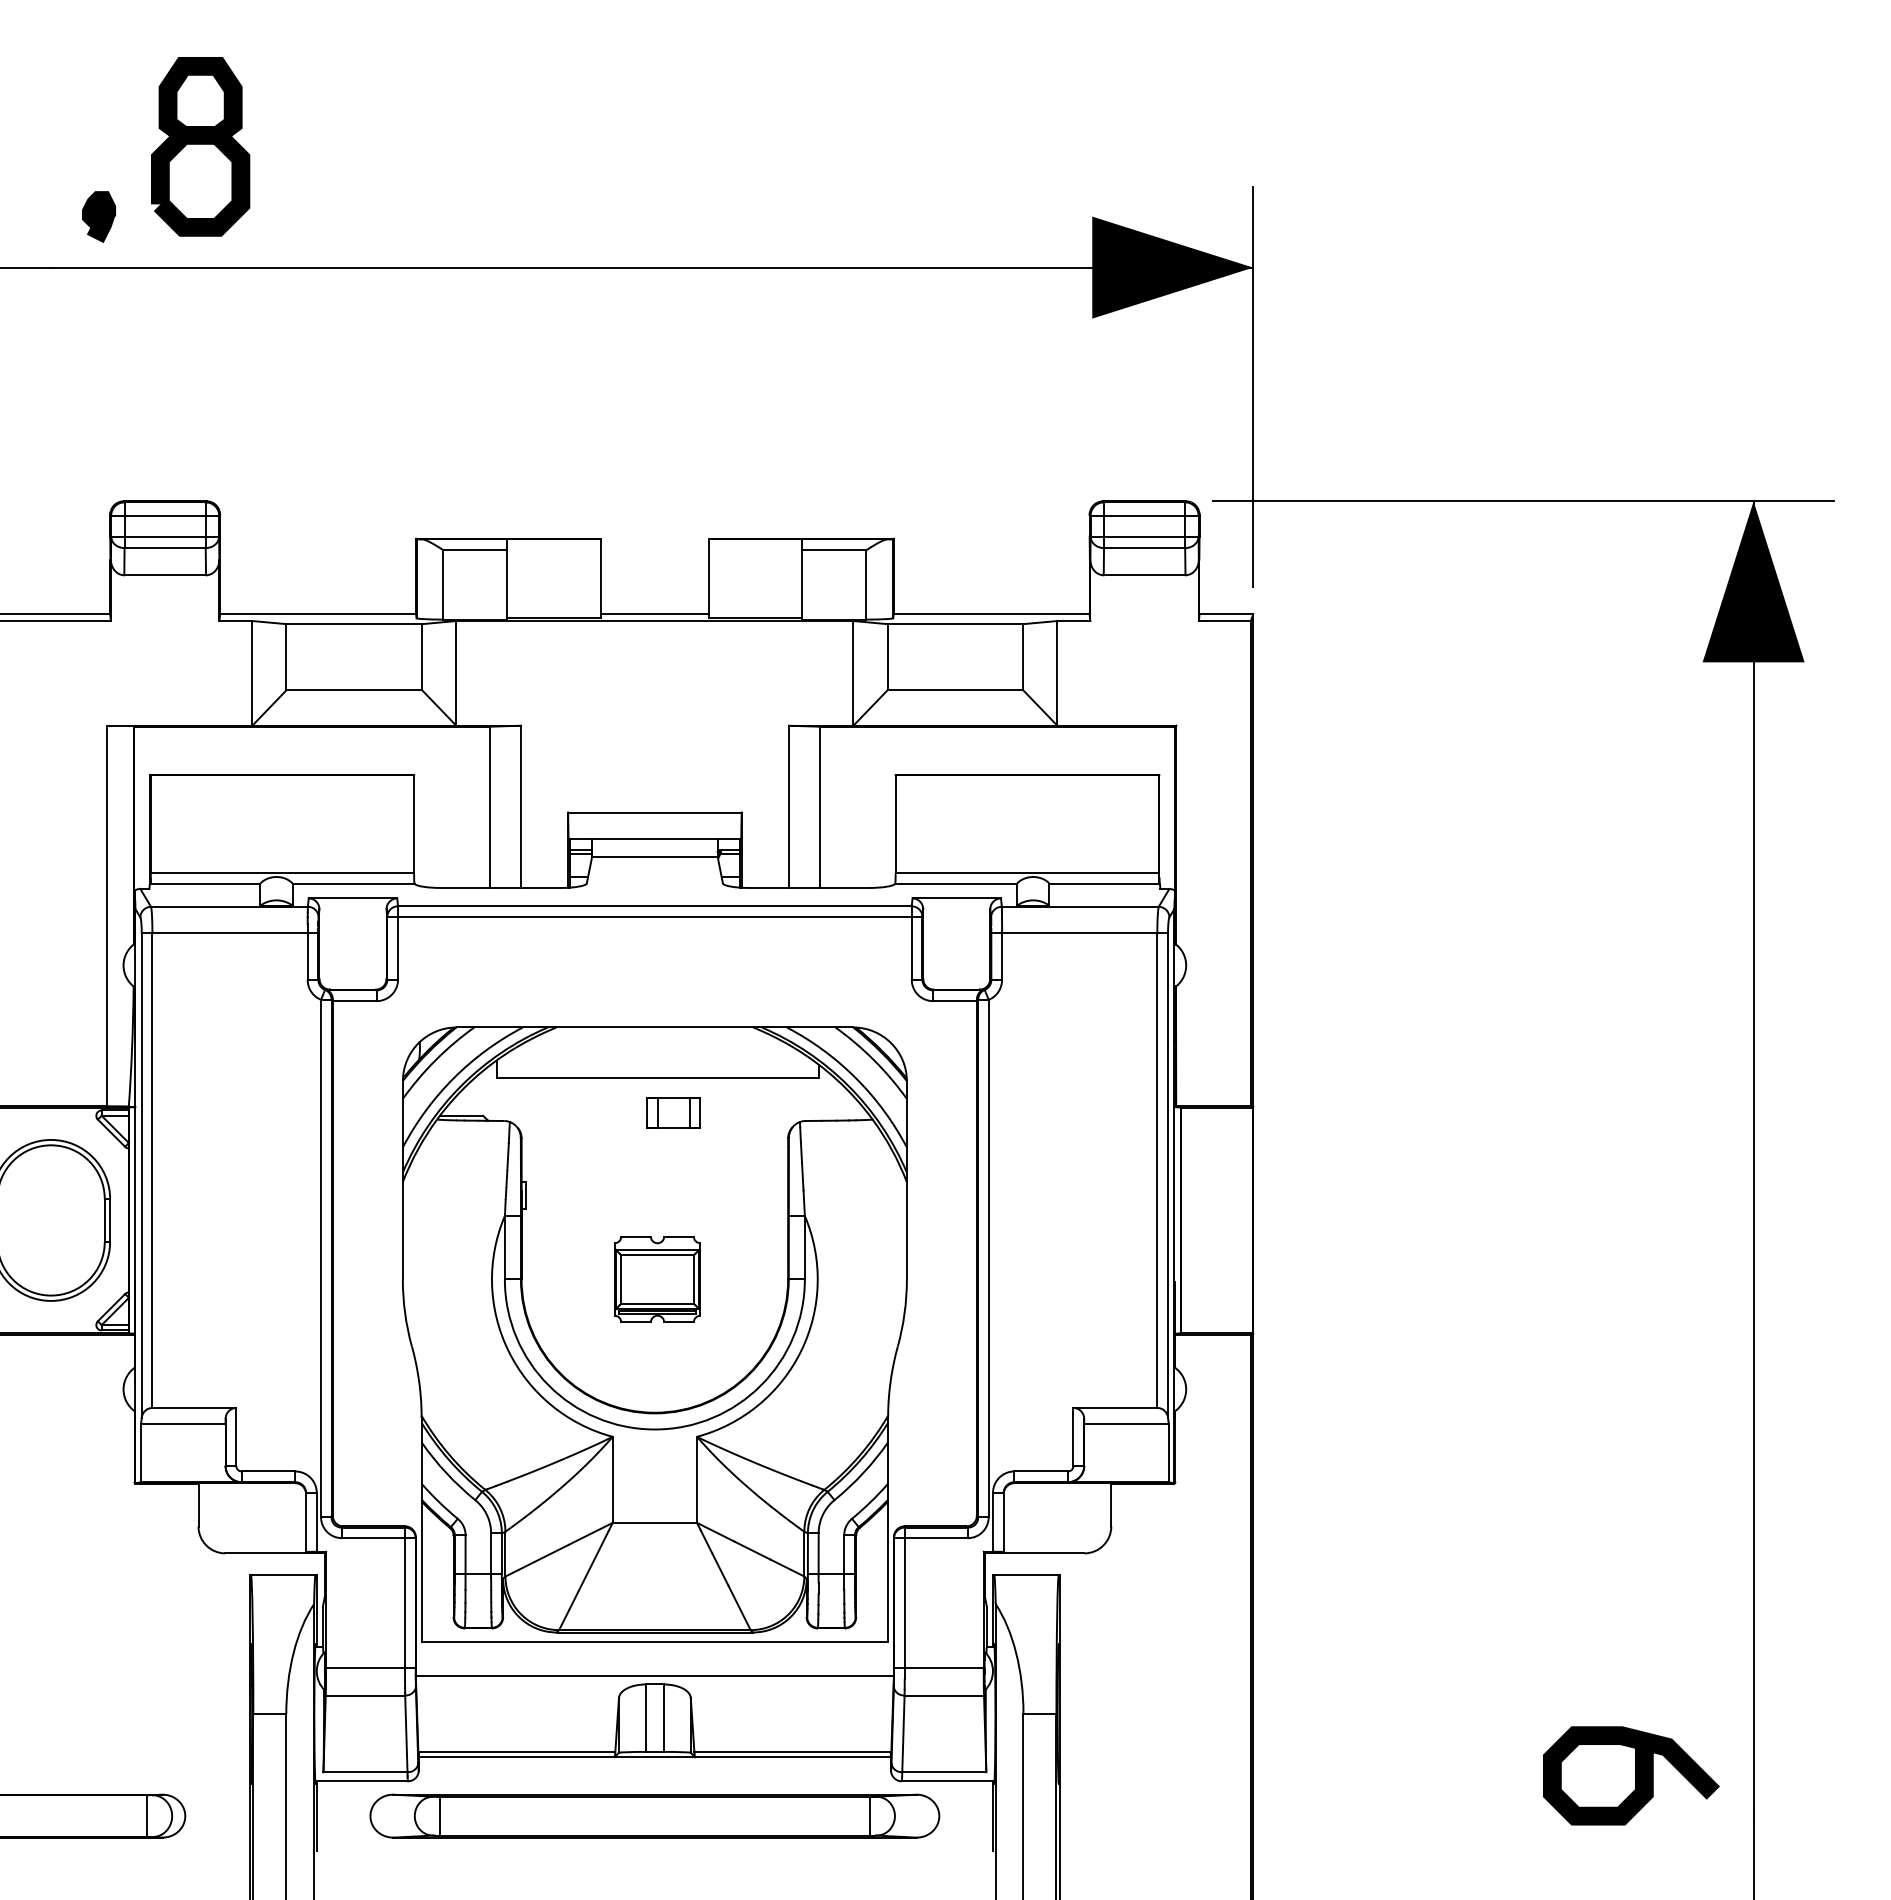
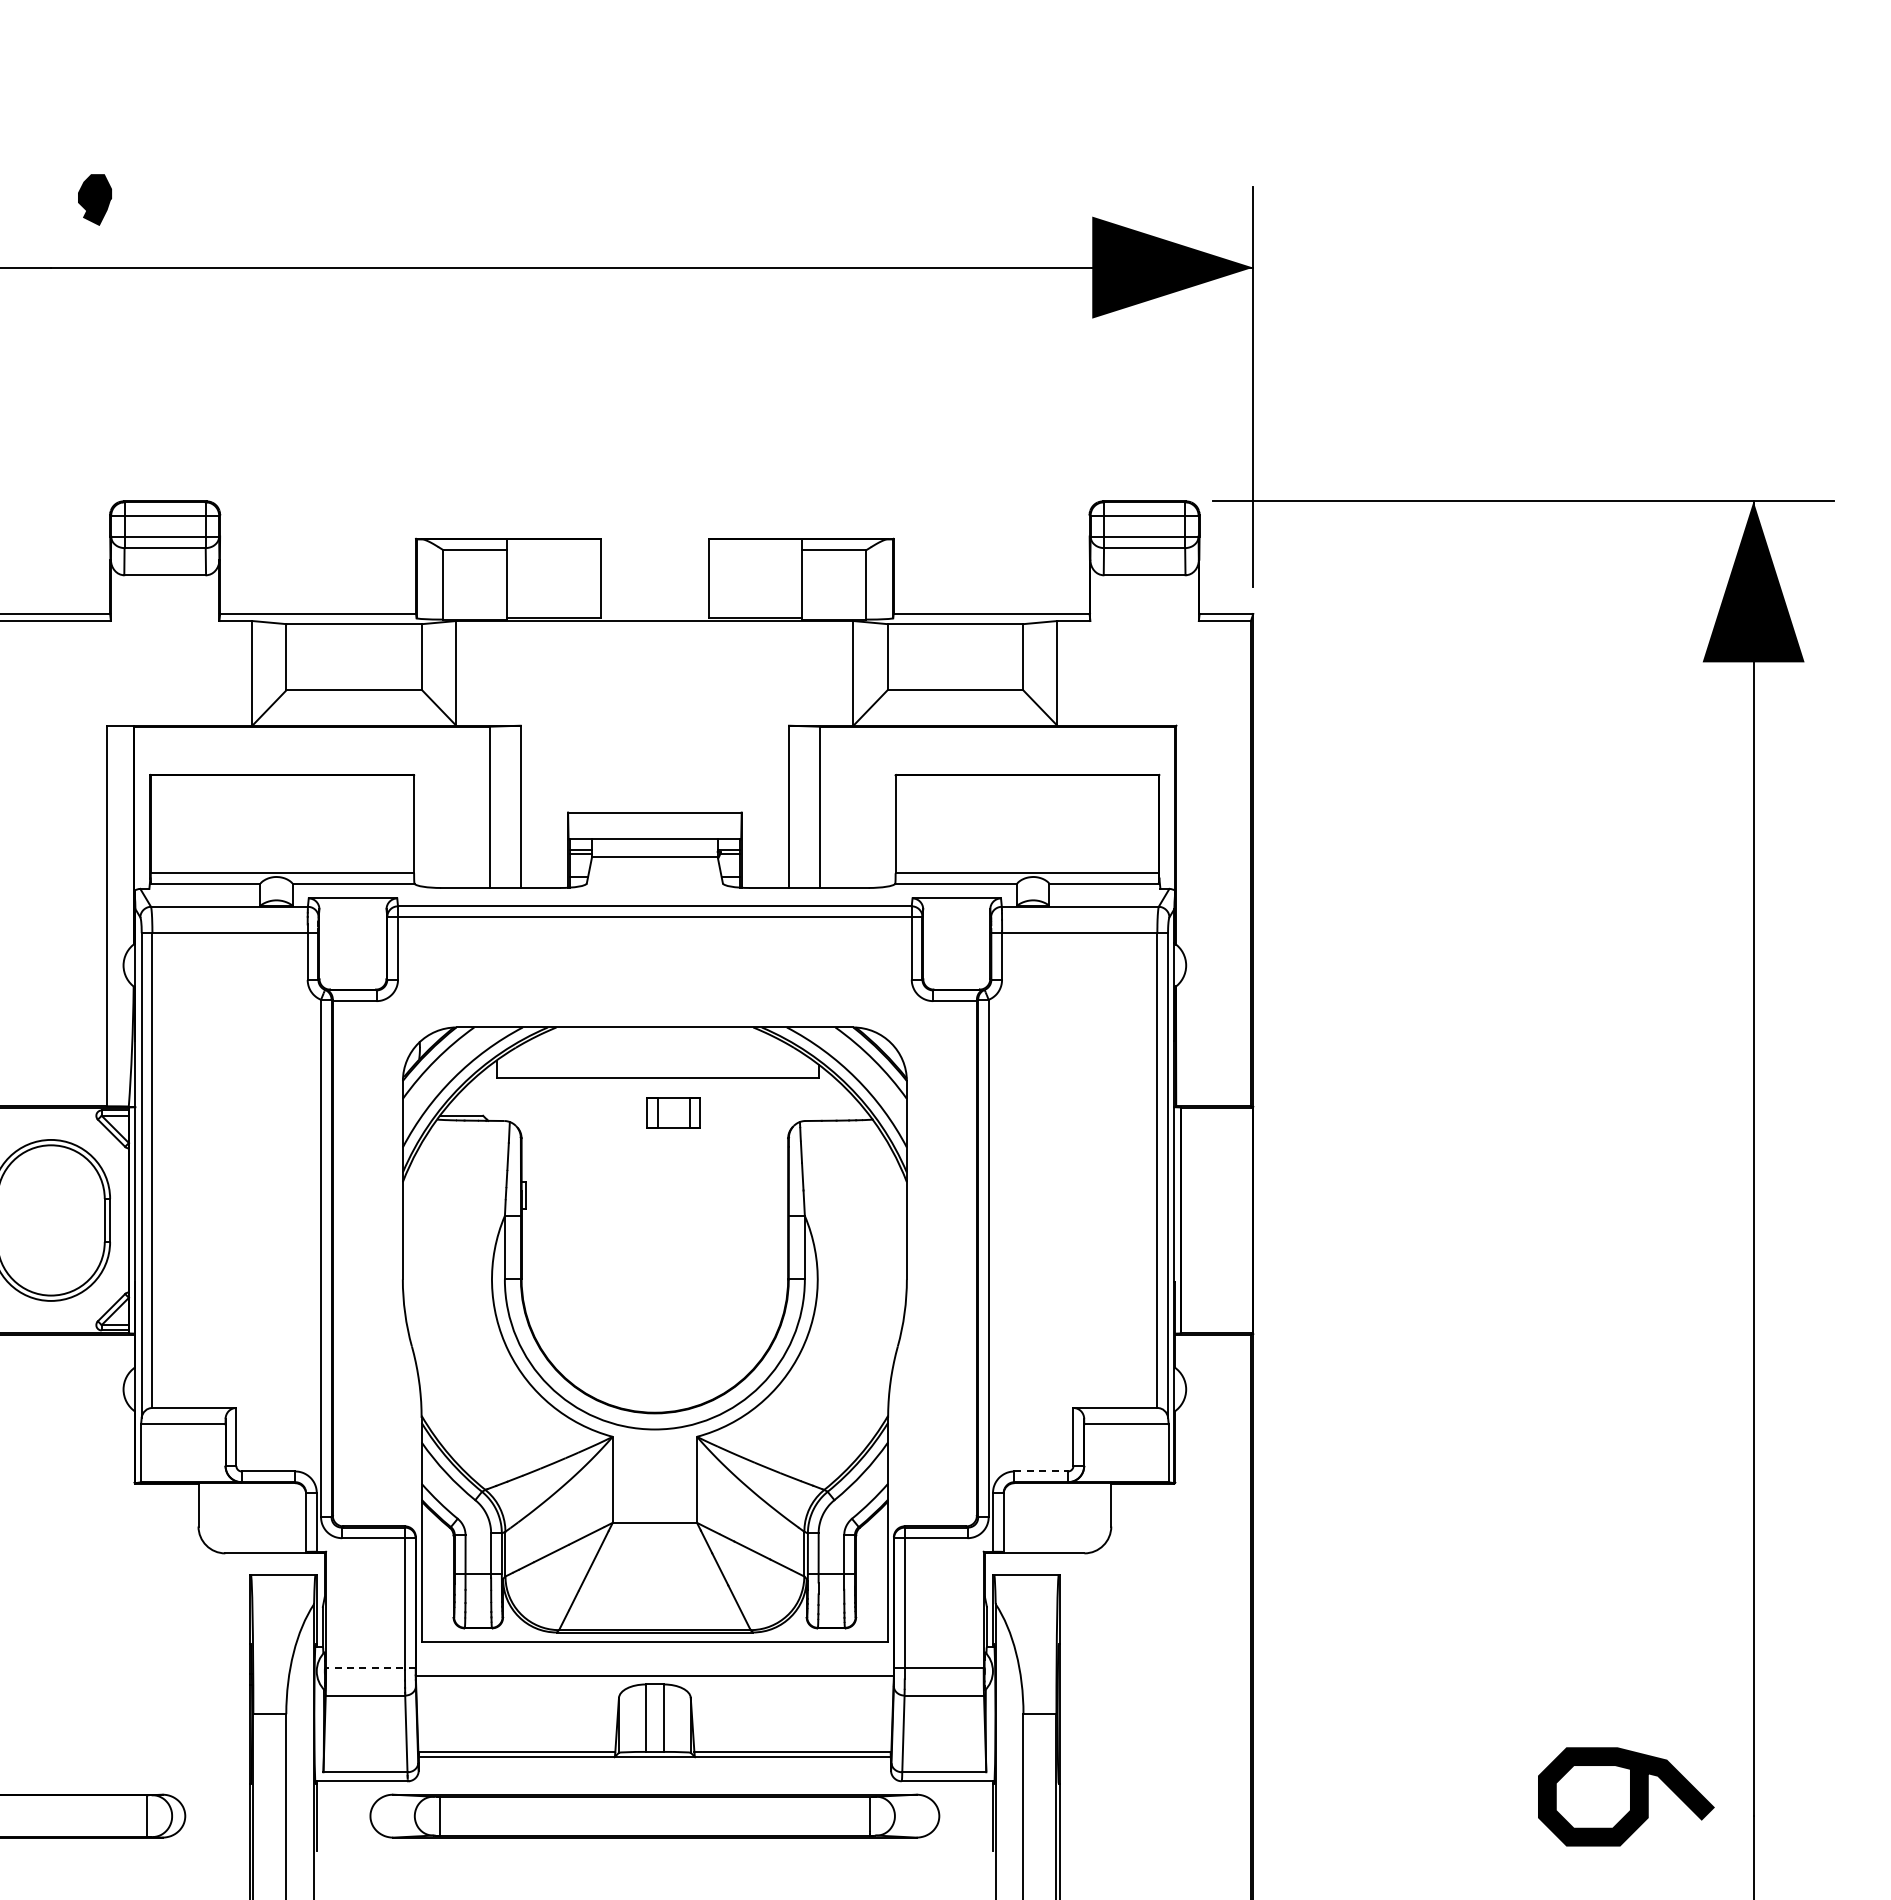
part: present -> none (200, 146)
part position: (98, 216) -> (94, 199) (94, 199)
line: present -> none (654, 614)
part: present -> none (657, 1279)
line: solid -> dashed (1041, 1471)
line: solid -> dashed (370, 1667)
curve position: (1635, 1775) -> (1630, 1796) (1630, 1796)
